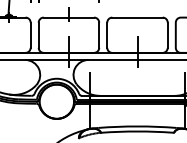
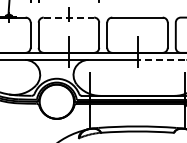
line: solid -> dashed (69, 17)
line: solid -> dashed (161, 59)
